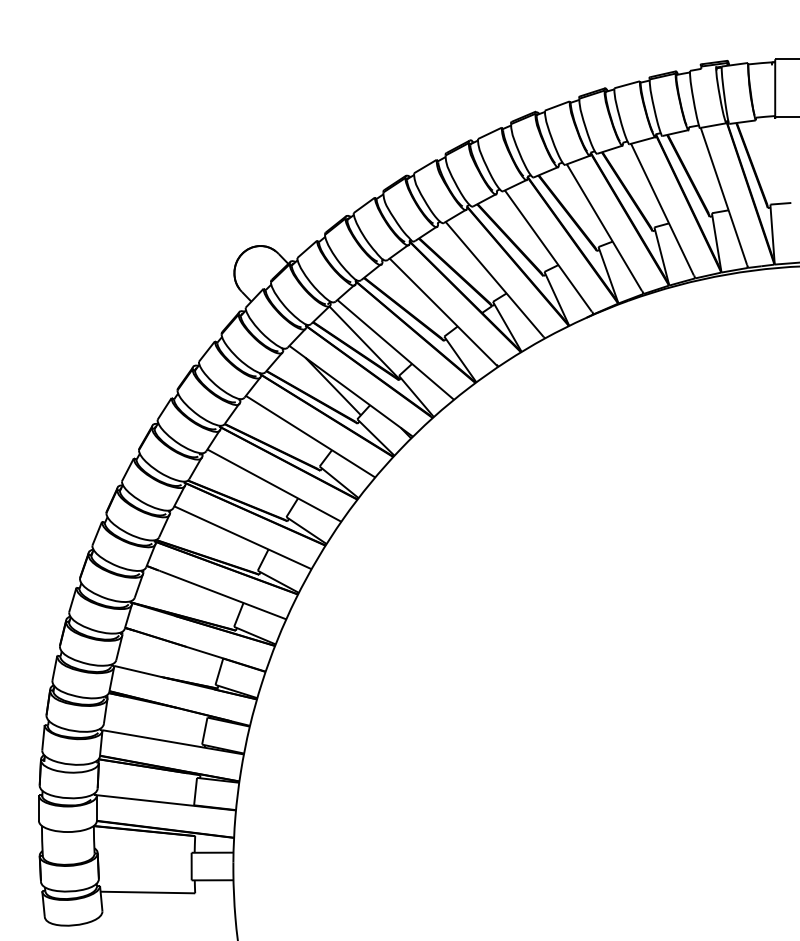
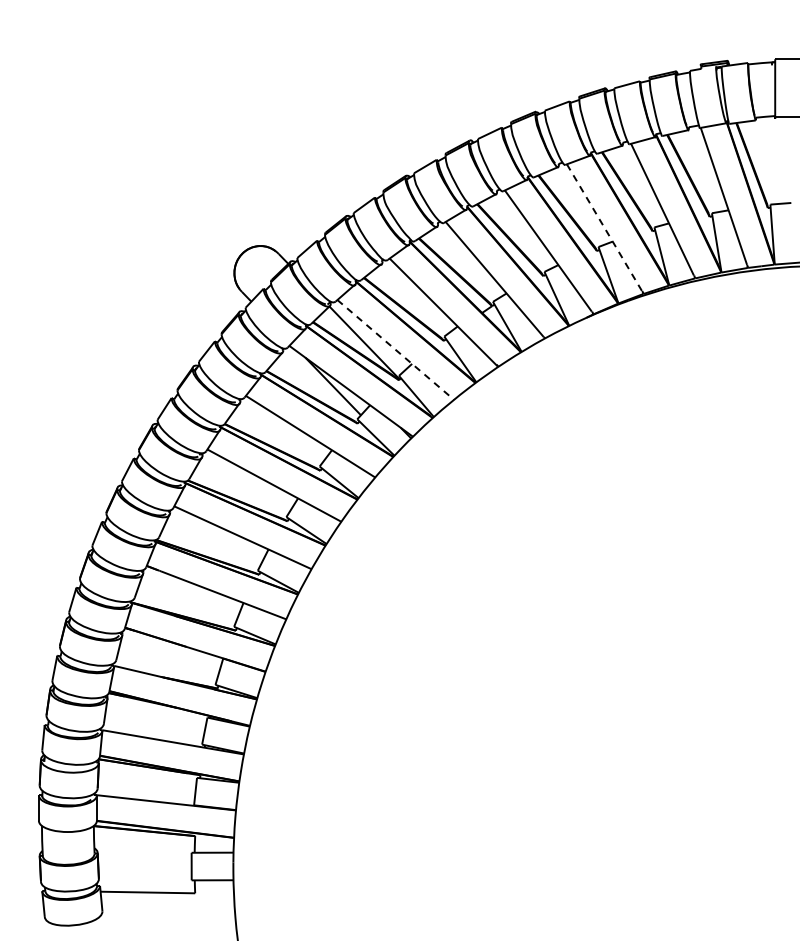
line: solid -> dashed (604, 227)
line: solid -> dashed (395, 349)
